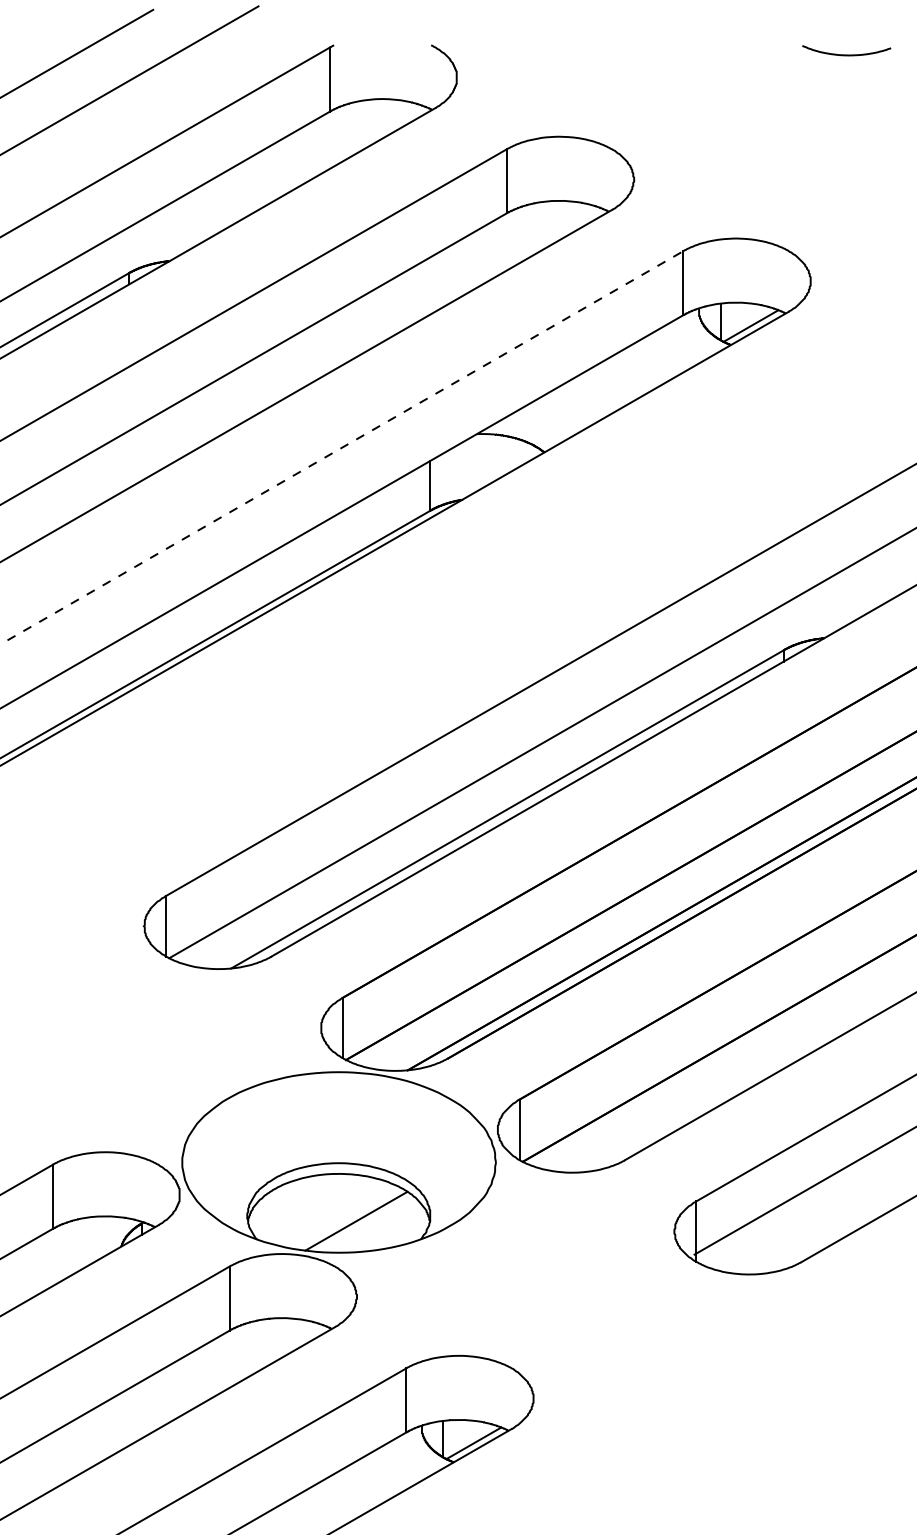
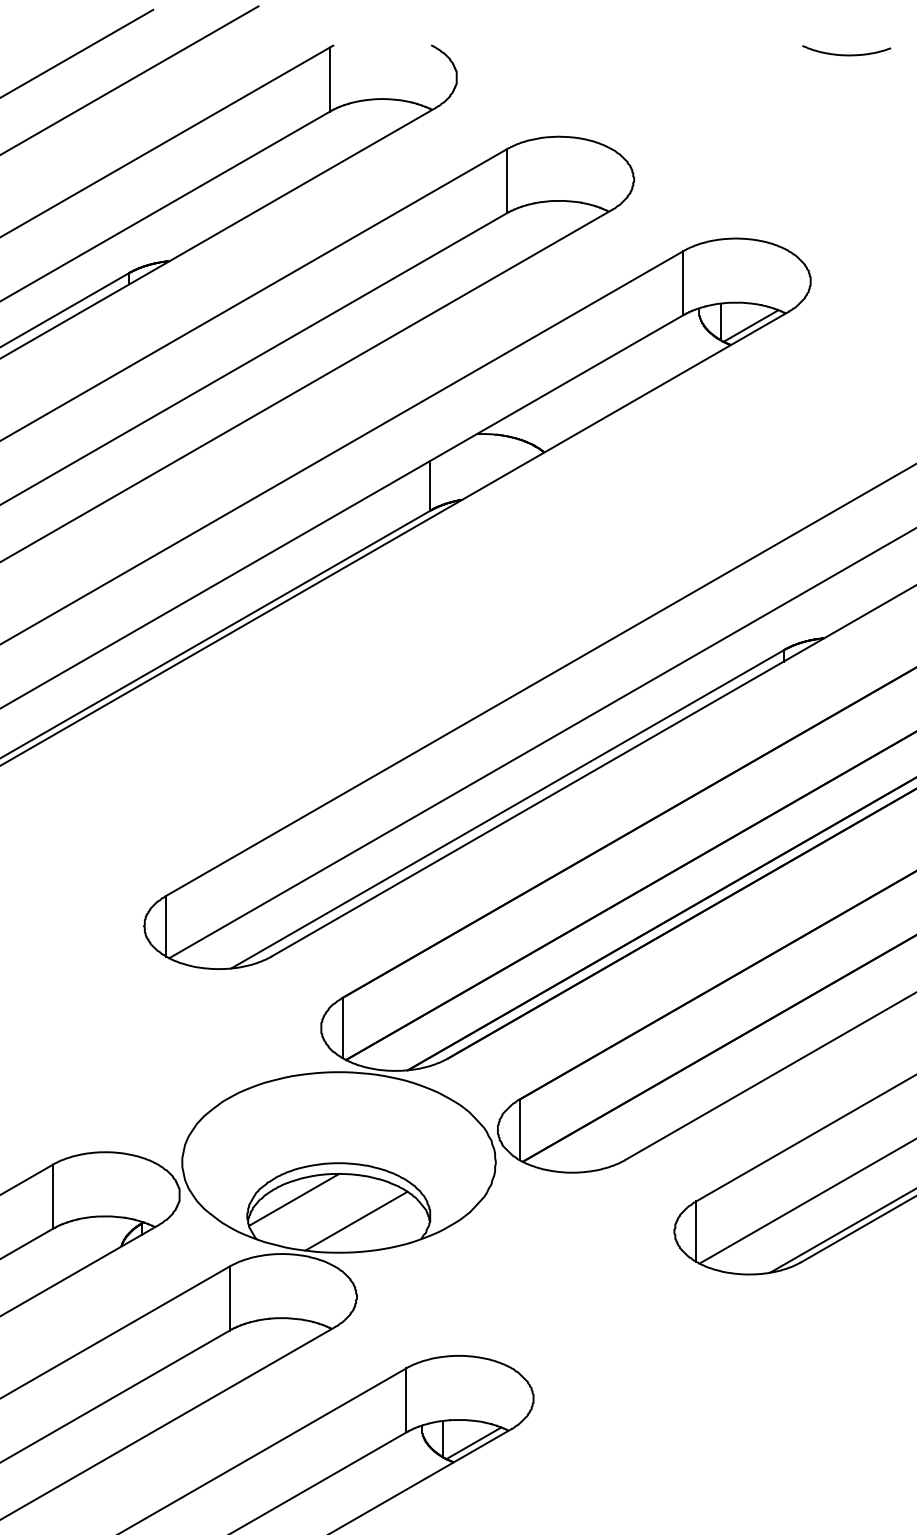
line: dashed -> solid (342, 447)
line position: (803, 1191) -> (806, 1201) (806, 1201)
line: none -> present (294, 1199)
line: none -> present (841, 1231)
